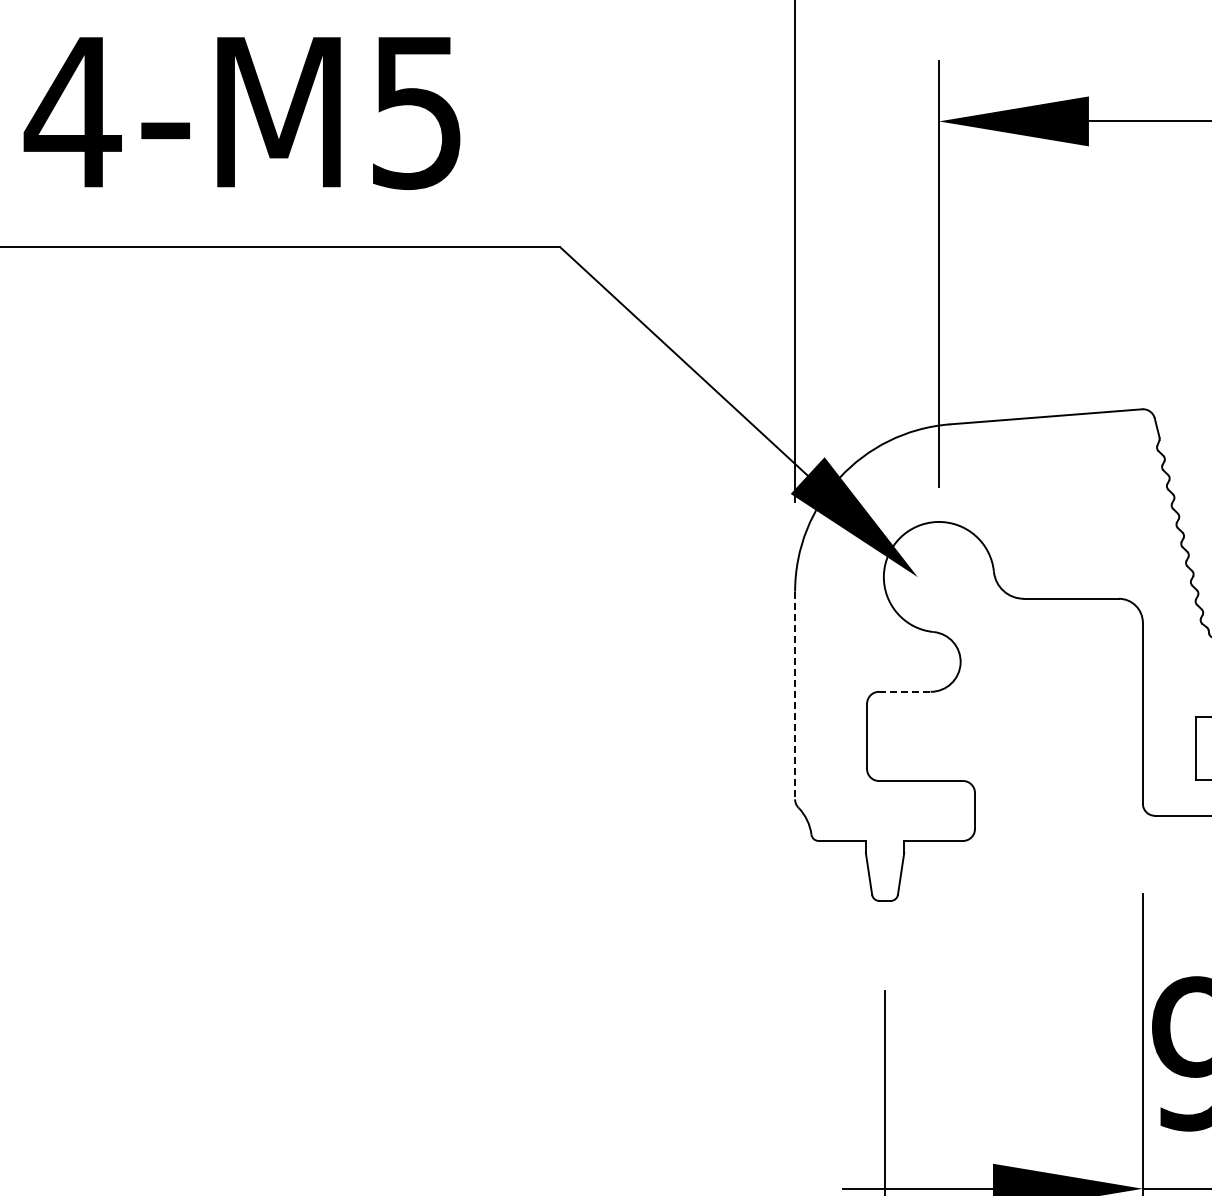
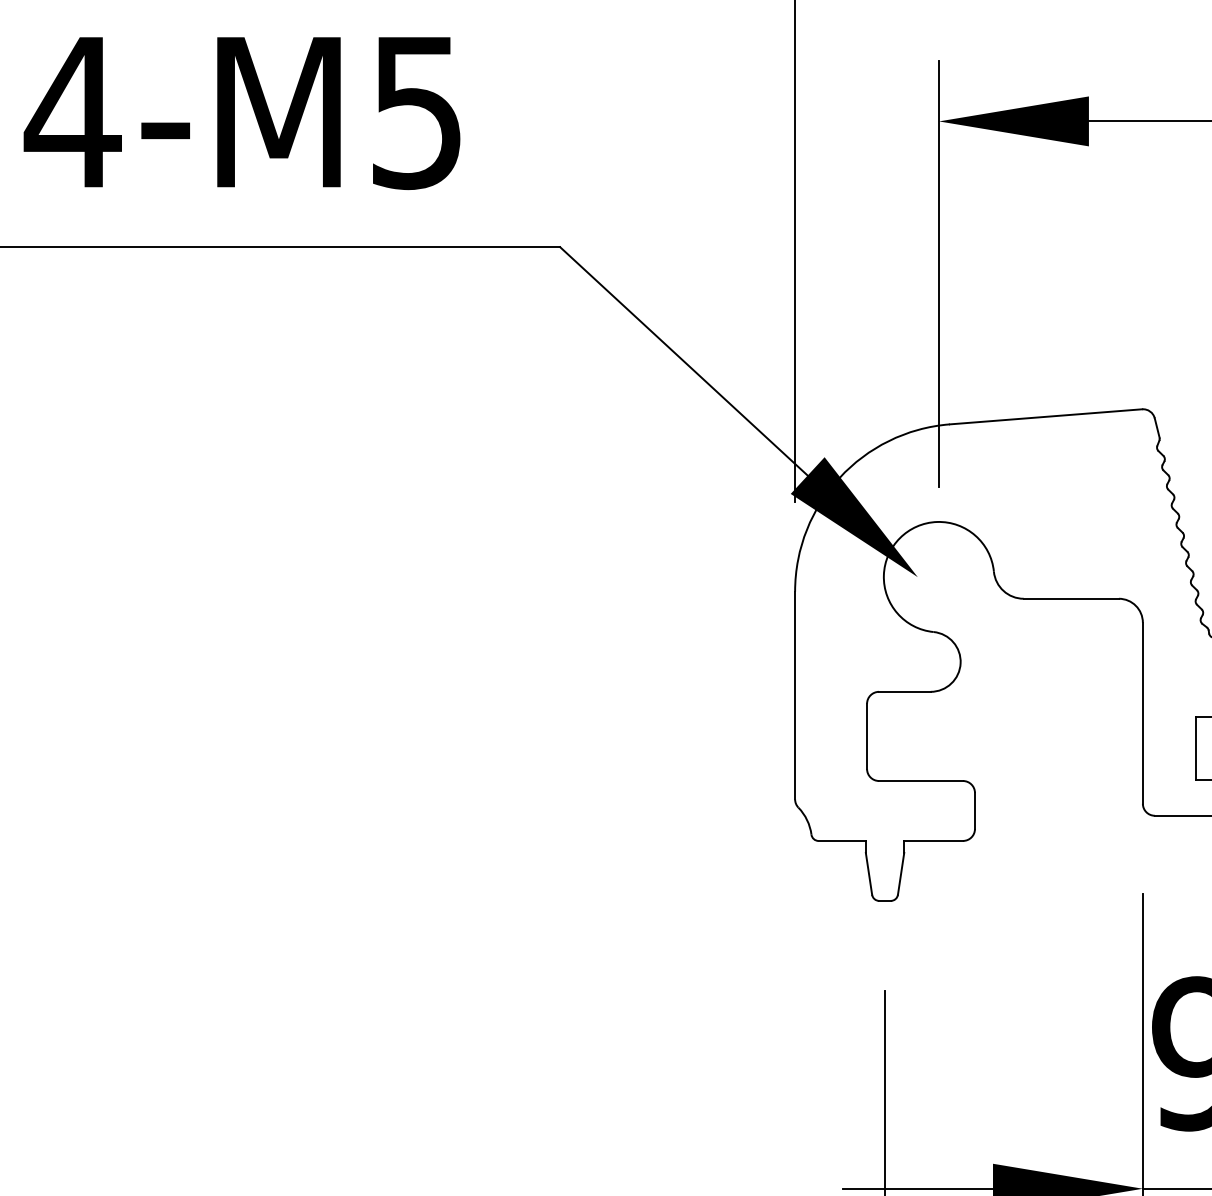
line: dashed -> solid (904, 691)
line: dashed -> solid (795, 695)
